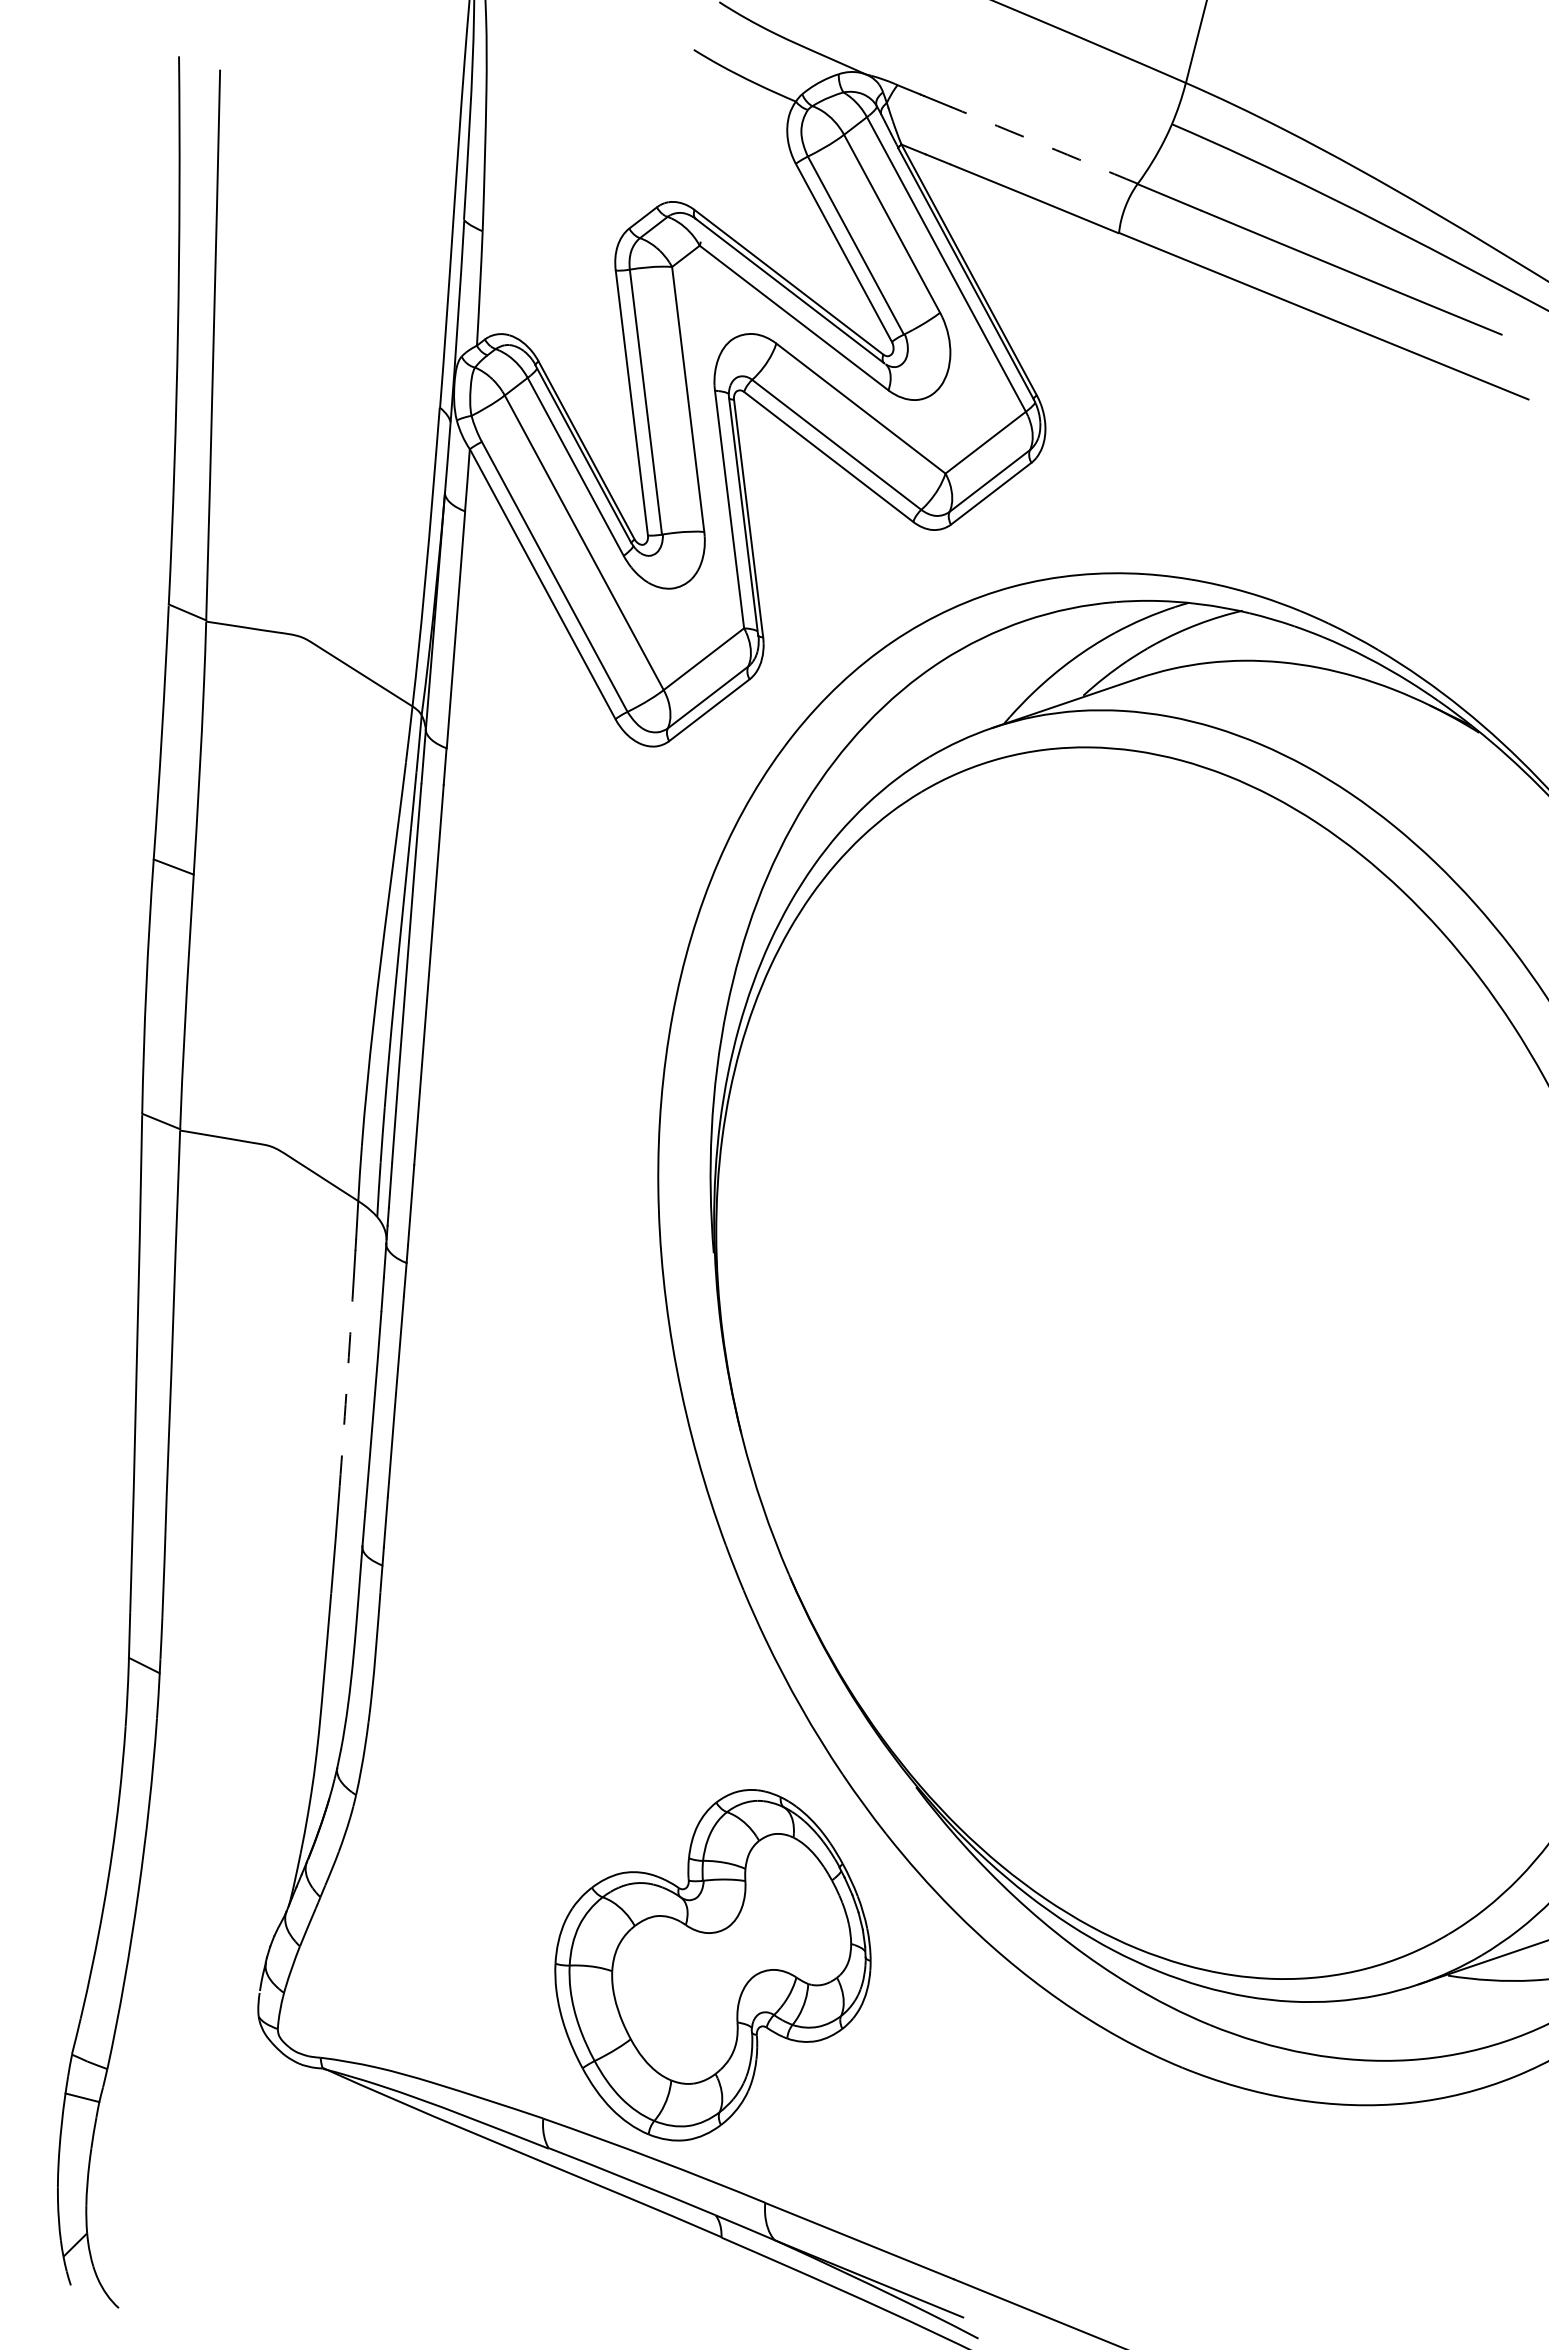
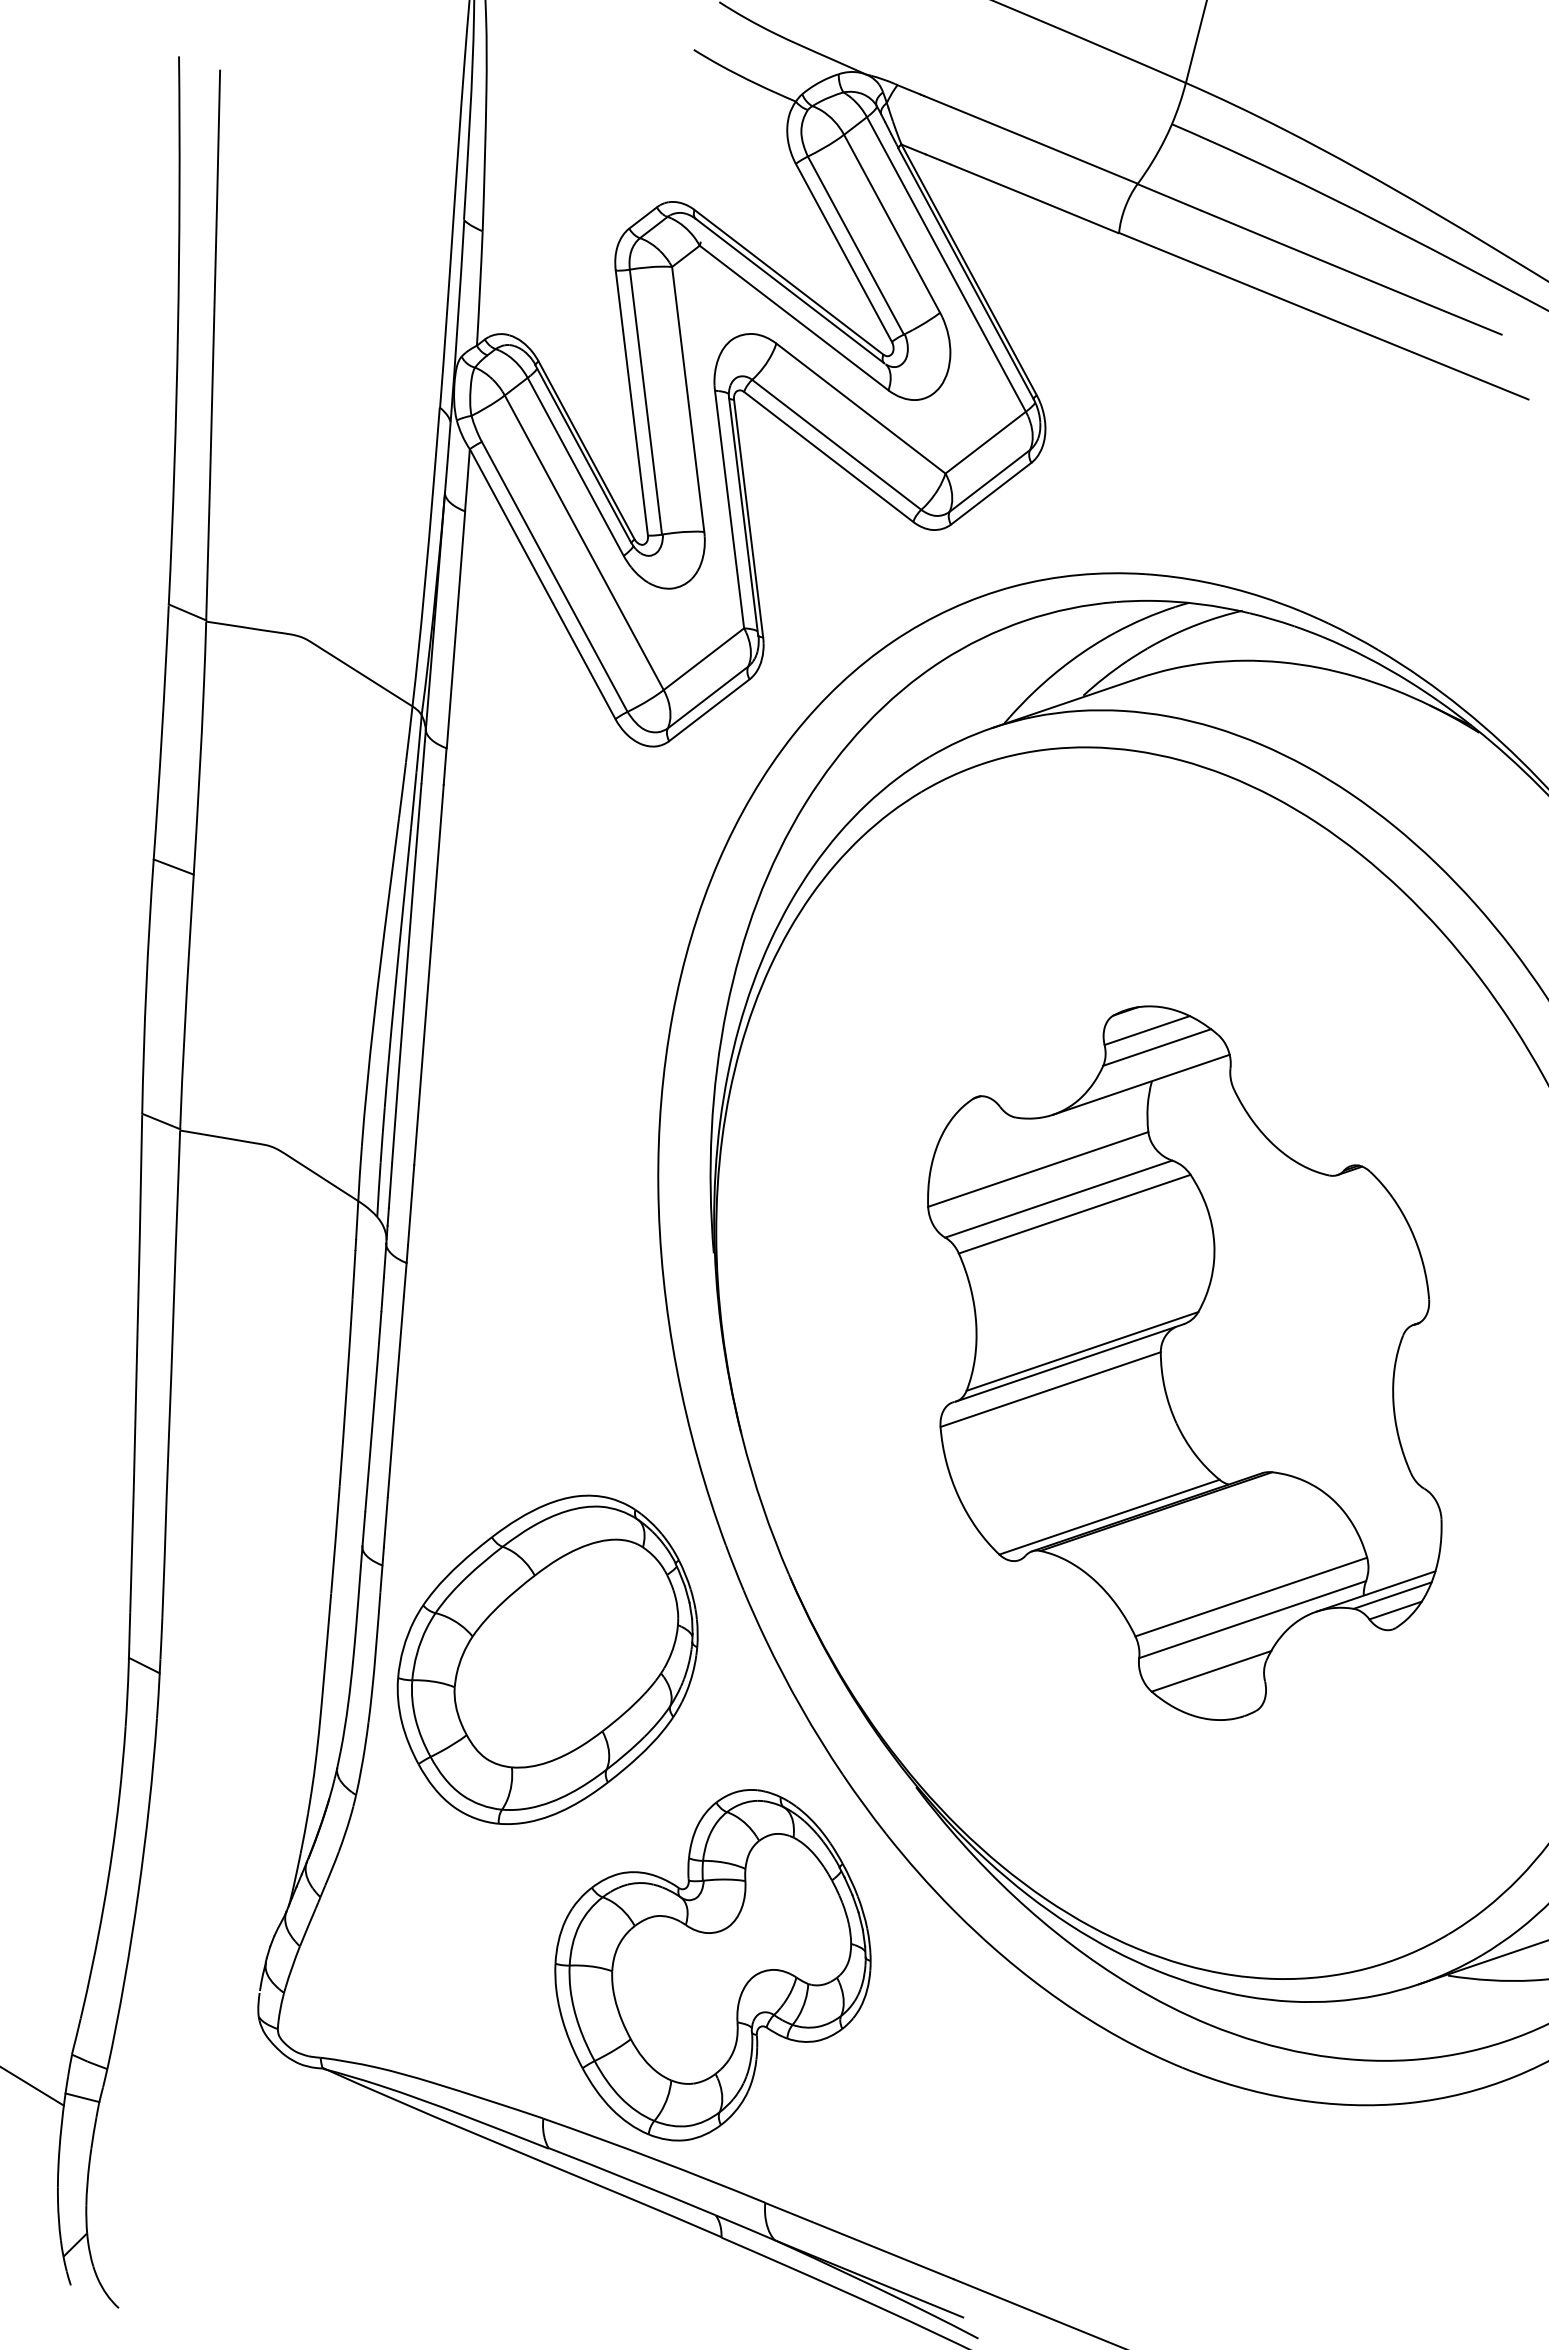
arc: dashed -> solid (1044, 145)
part: none -> present (1184, 1362)
arc: dashed -> solid (346, 1392)
part: none -> present (547, 1659)
line: none -> present (32, 2086)
